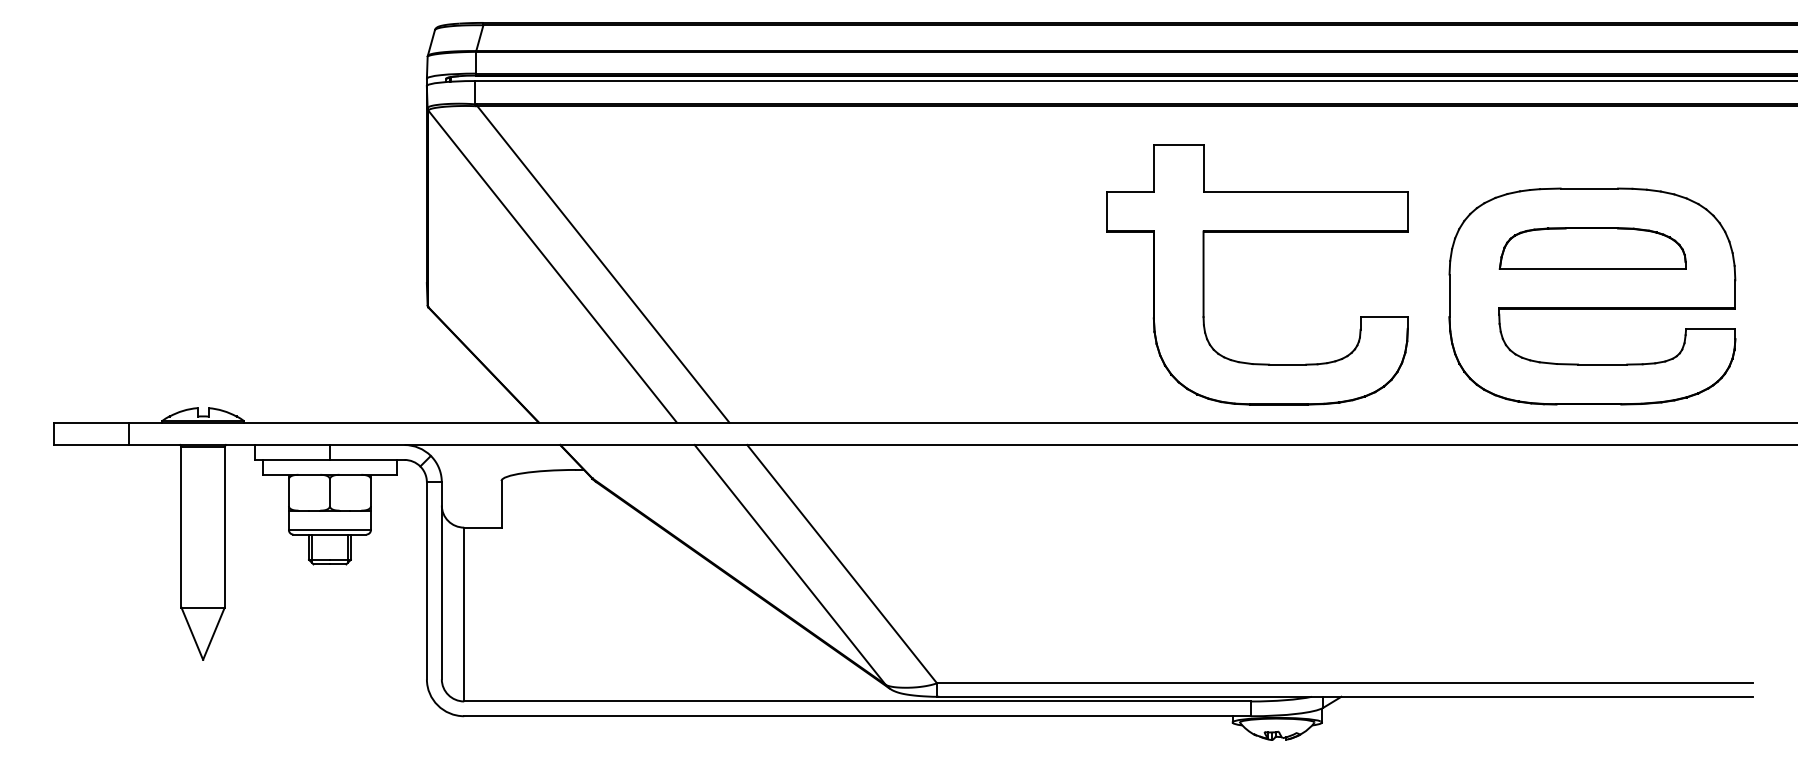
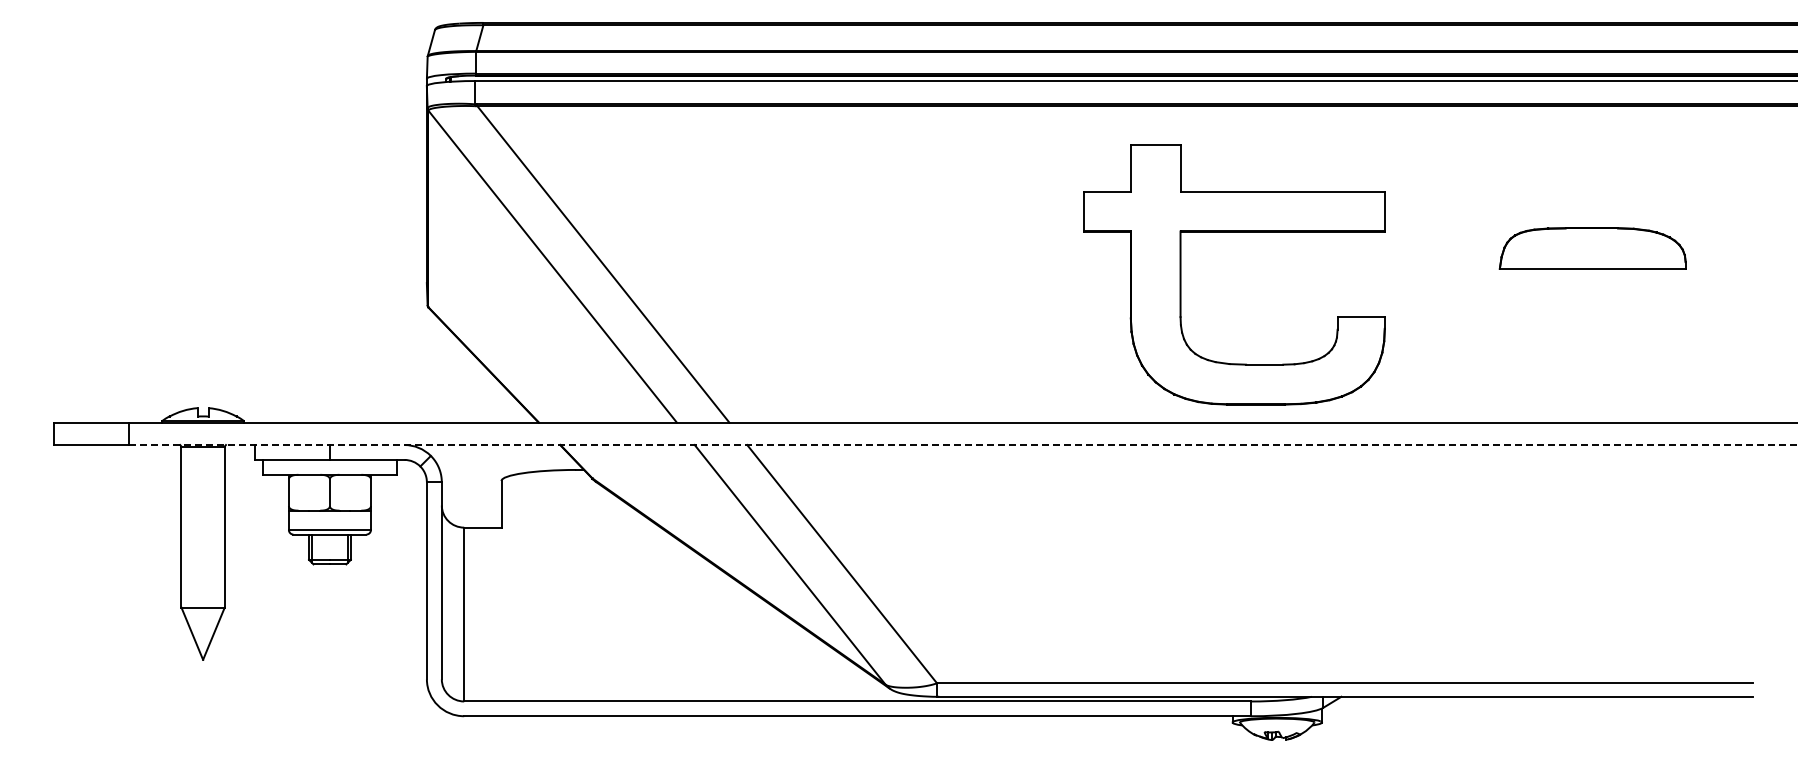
part position: (1257, 232) -> (1234, 232) (1234, 232)
part: present -> none (1592, 296)
line: solid -> dashed (963, 445)
